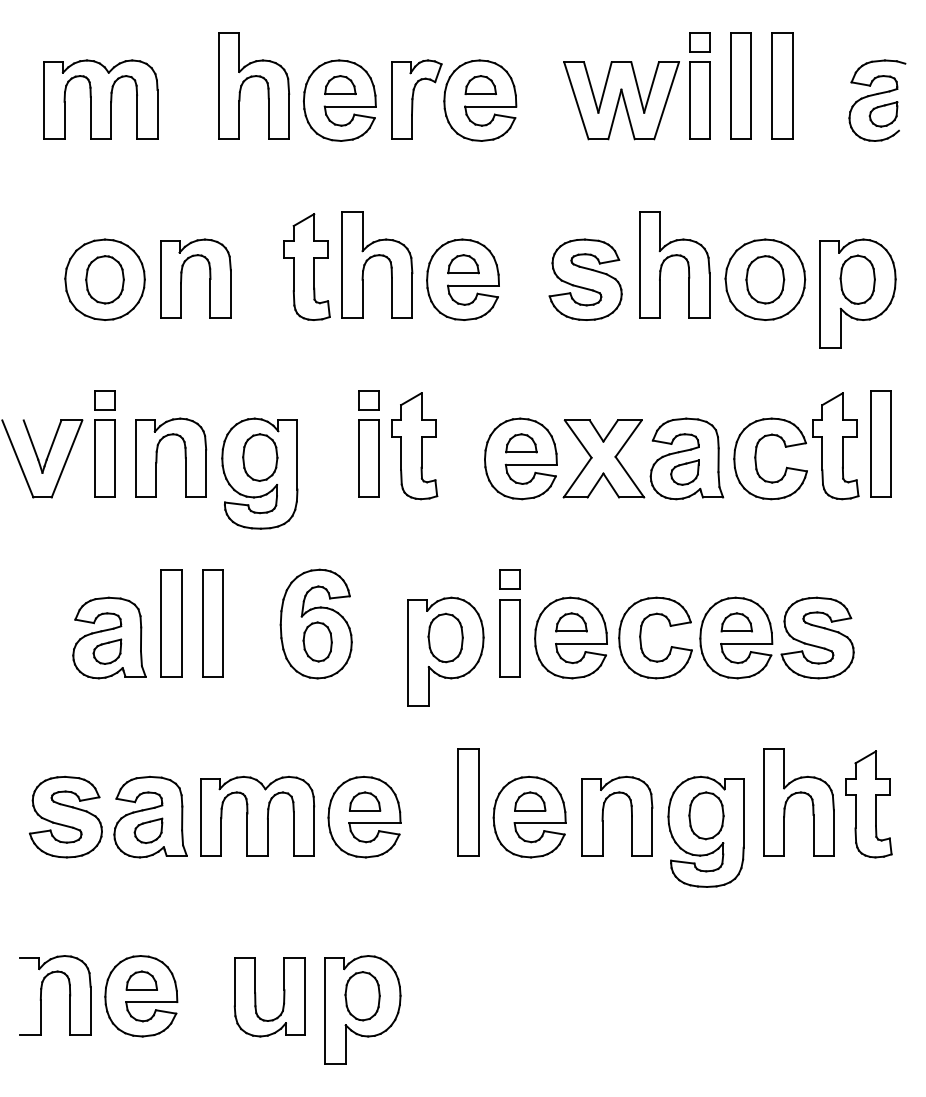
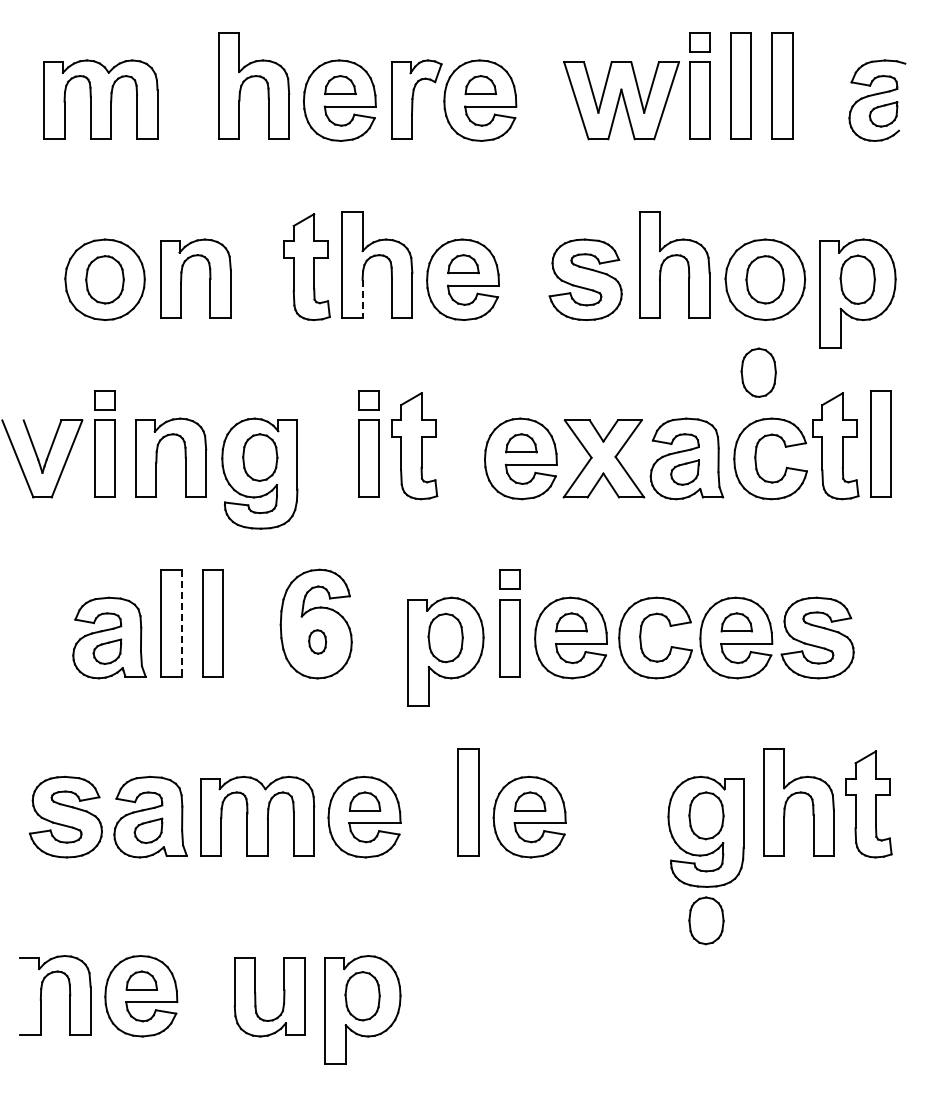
line: solid -> dashed (362, 299)
part: none -> present (758, 372)
line: solid -> dashed (181, 623)
part size: 31x42 px -> 20x26 px (317, 641)
part: present -> none (603, 815)
part: none -> present (706, 920)
